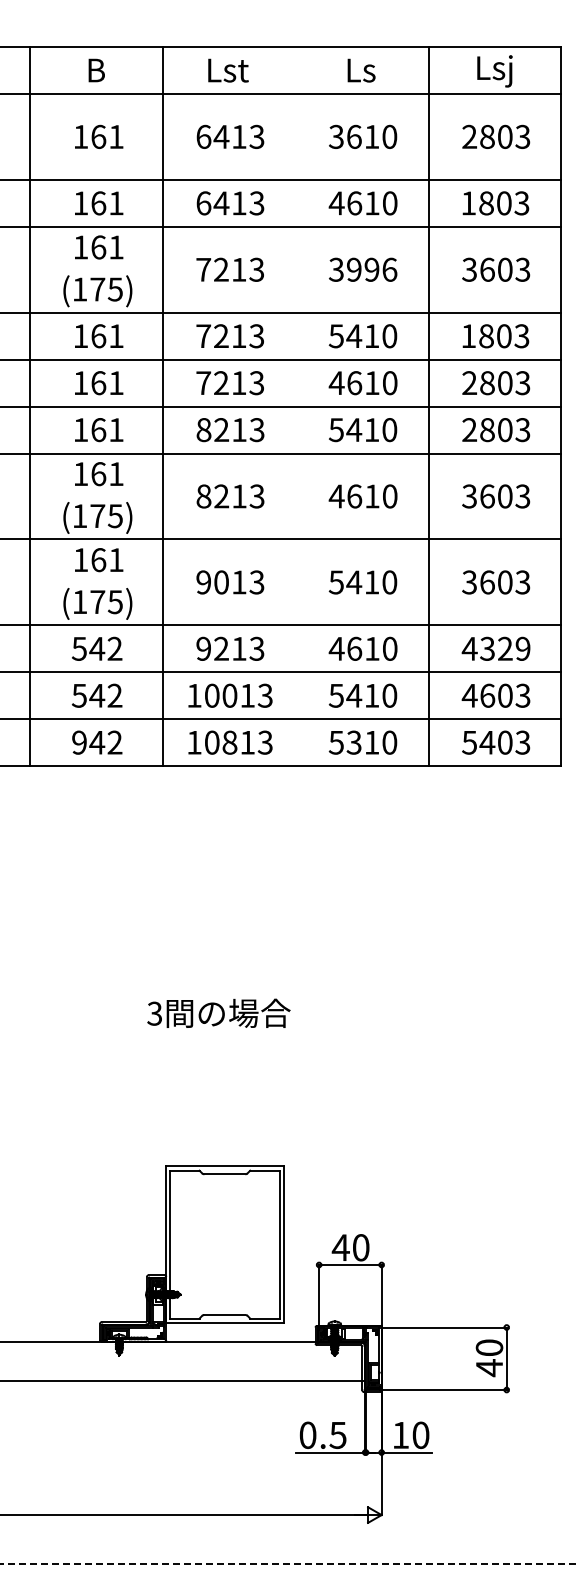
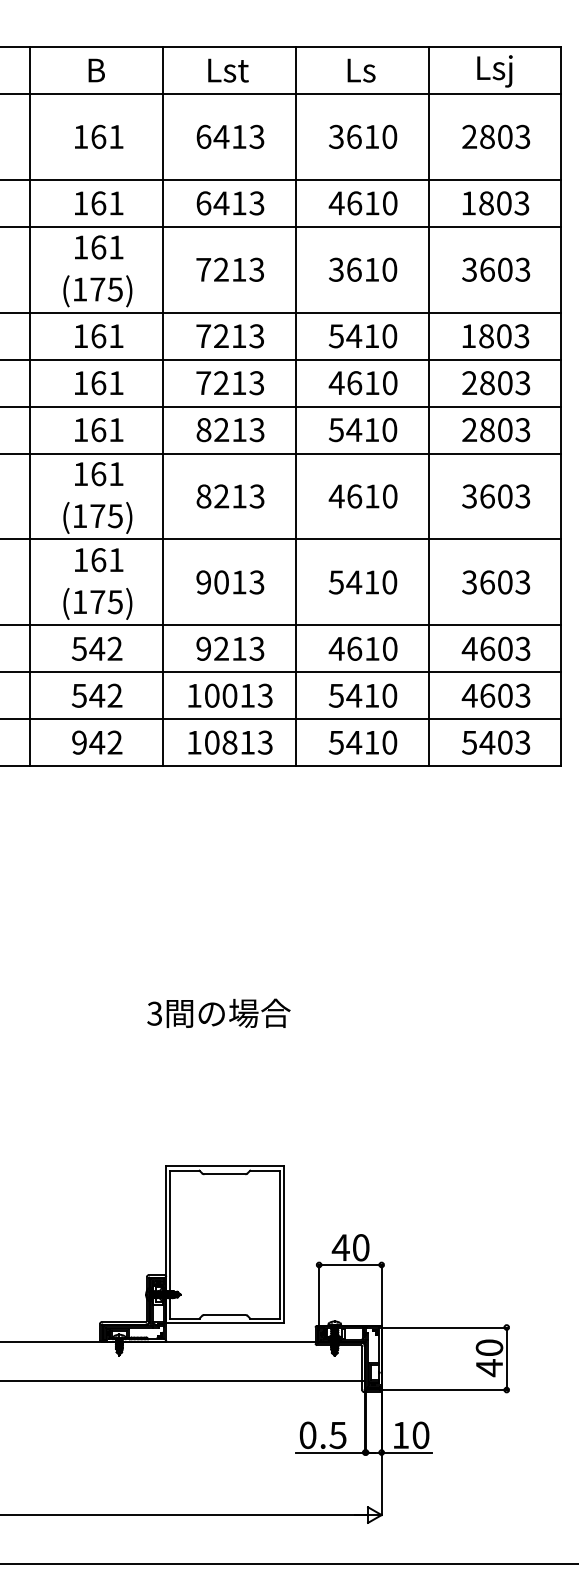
text: 3996 -> 3610 (372, 269)
line: none -> present (295, 406)
text: 4329 -> 4603 (505, 648)
text: 5310 -> 5410 (354, 742)
line: dashed -> solid (289, 1564)
